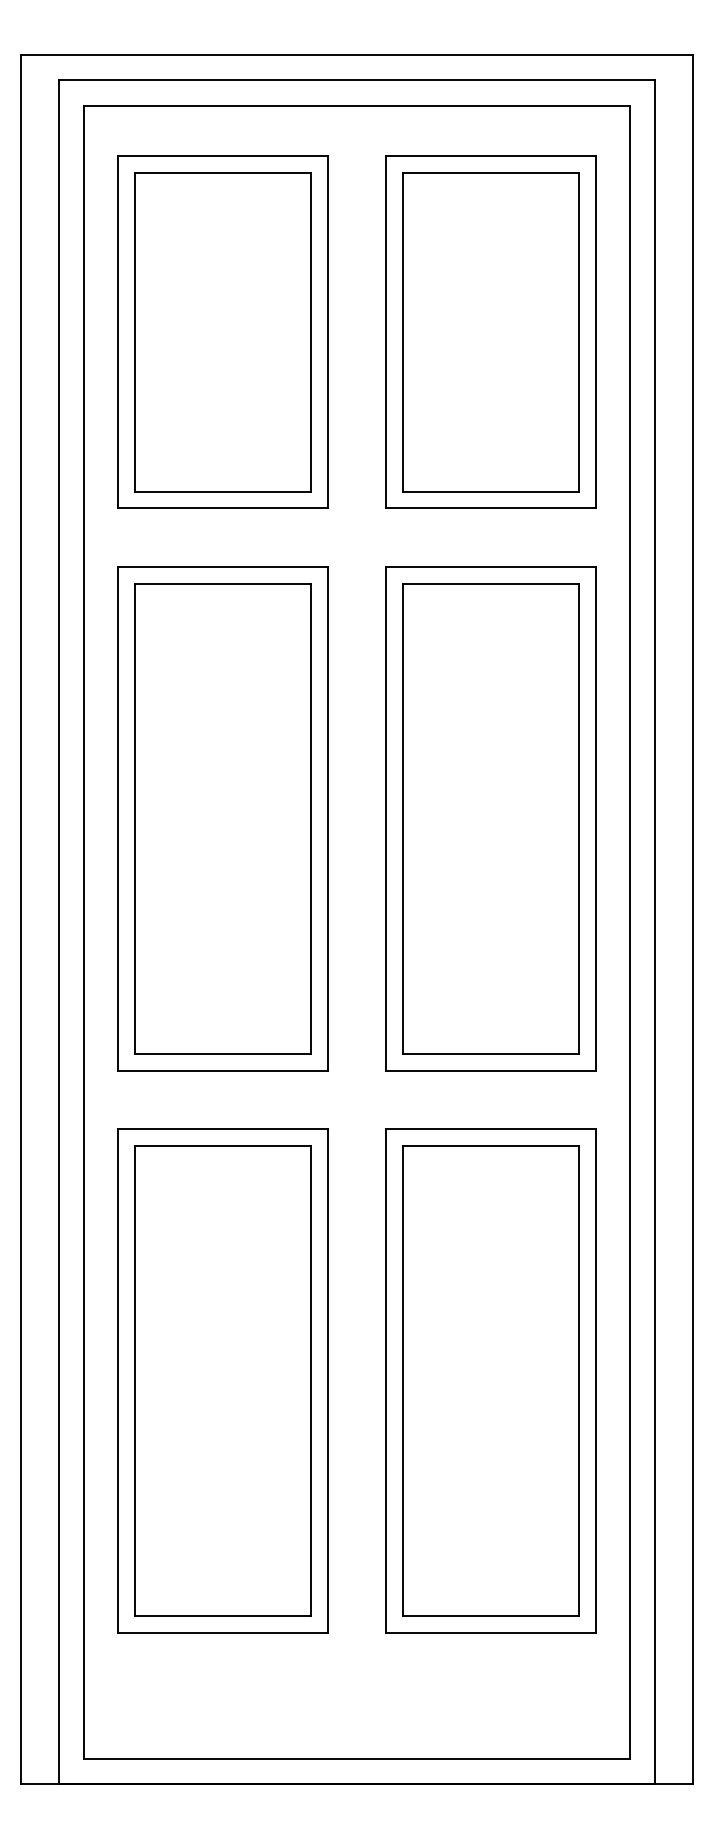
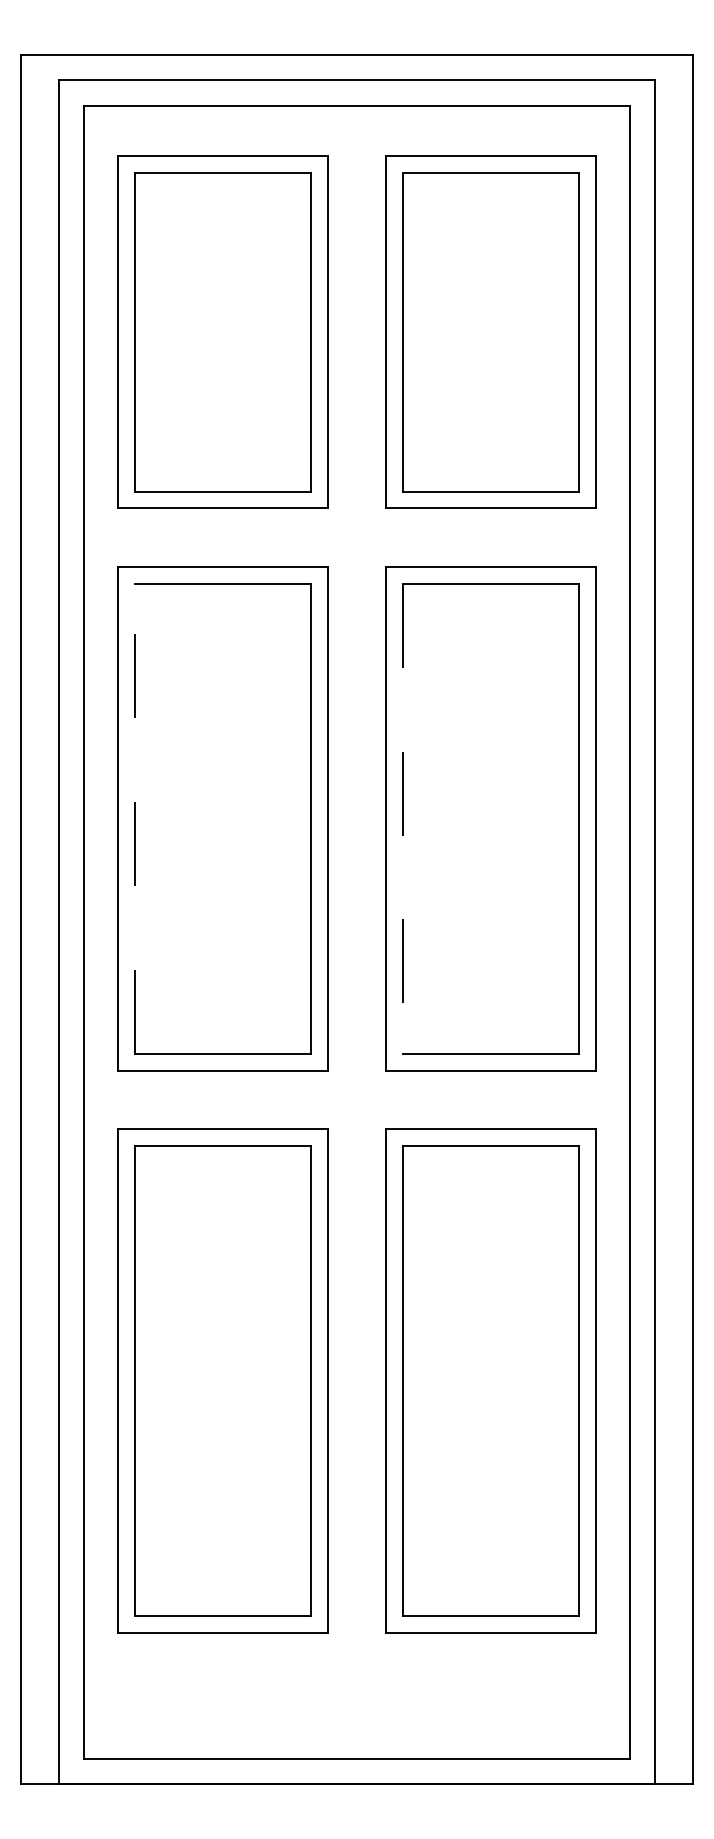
line: solid -> dashed (134, 818)
line: solid -> dashed (403, 818)
